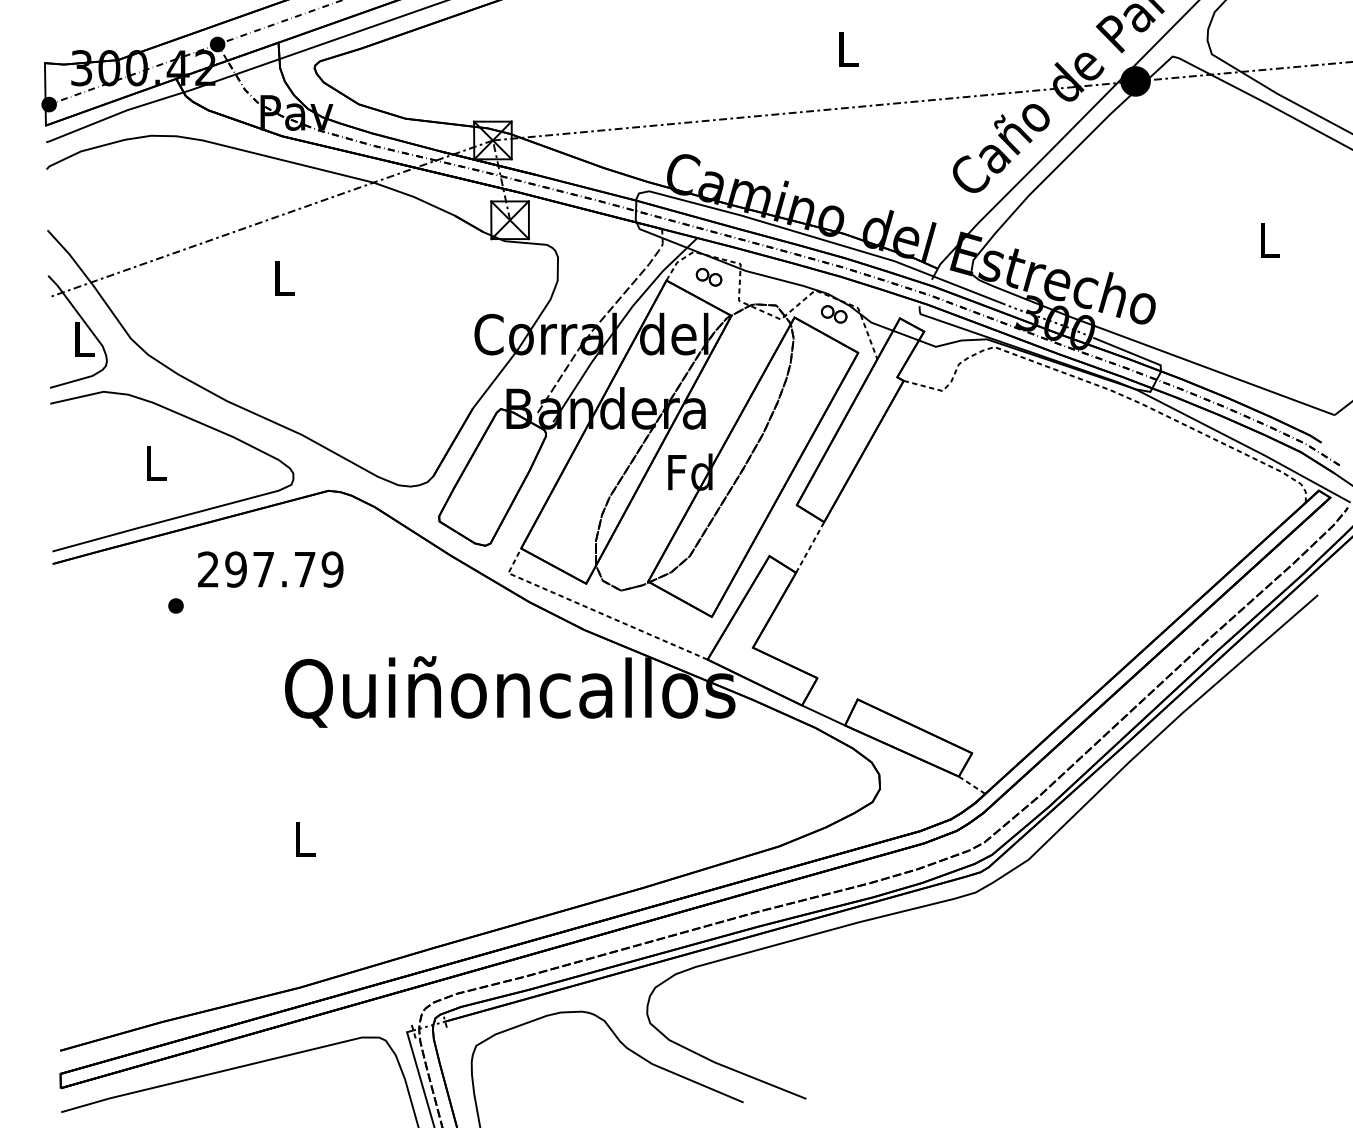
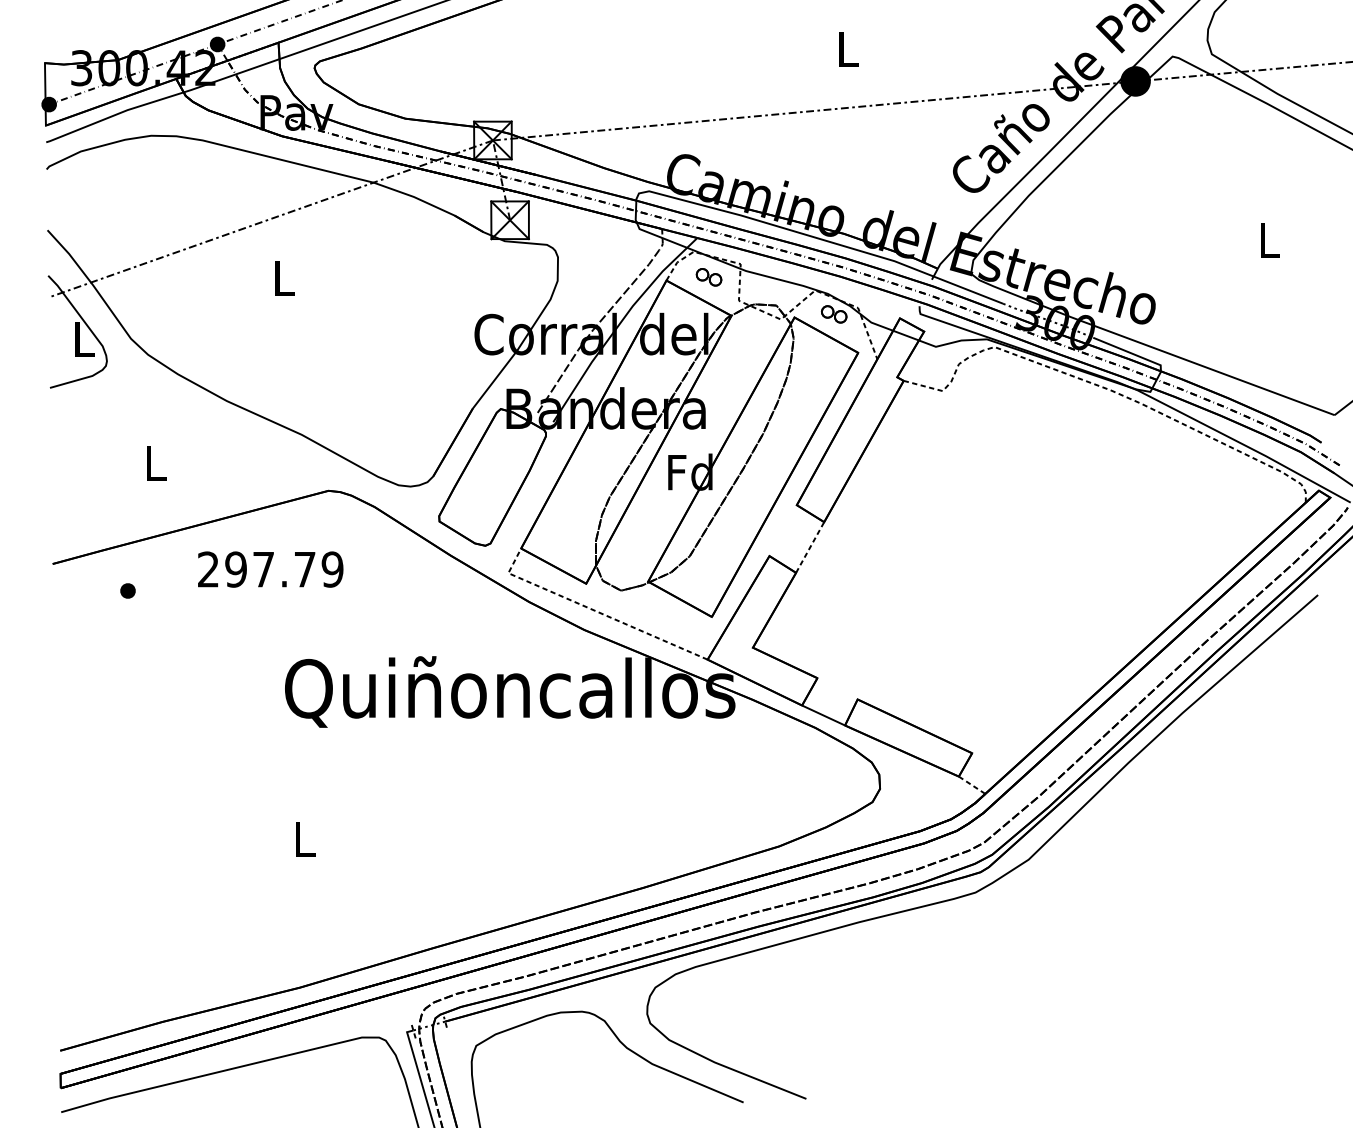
curve: present -> none (184, 514)
part position: (175, 605) -> (127, 590) (127, 590)
